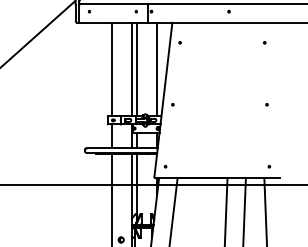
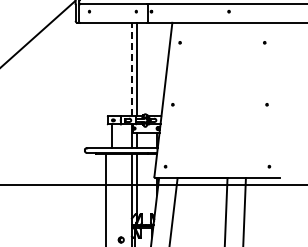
line: present -> none (111, 69)
line: solid -> dashed (131, 69)
line: present -> none (157, 69)
line position: (111, 198) -> (105, 198) (105, 198)
line: present -> none (265, 210)
